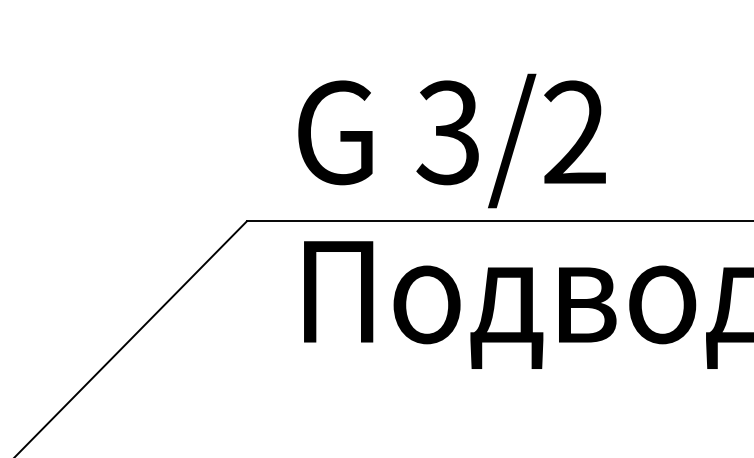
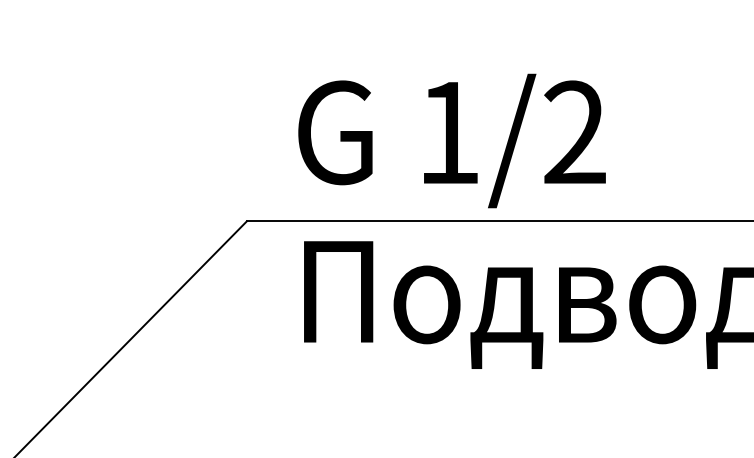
text: 3/2 -> 1/2 (447, 132)
